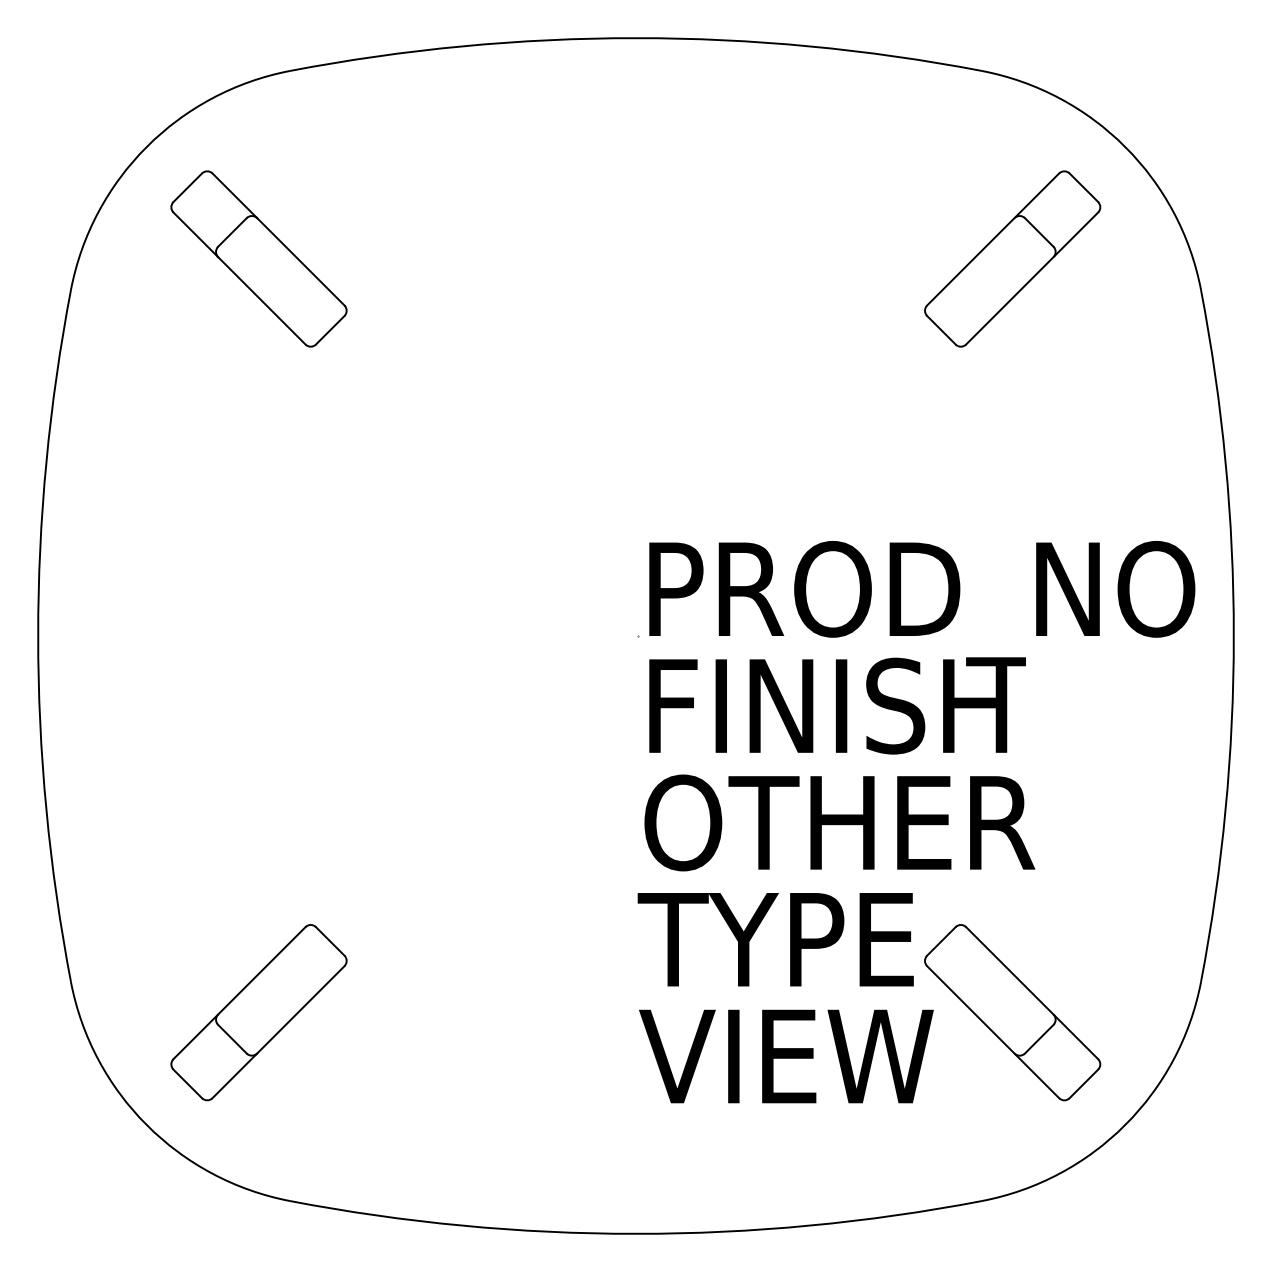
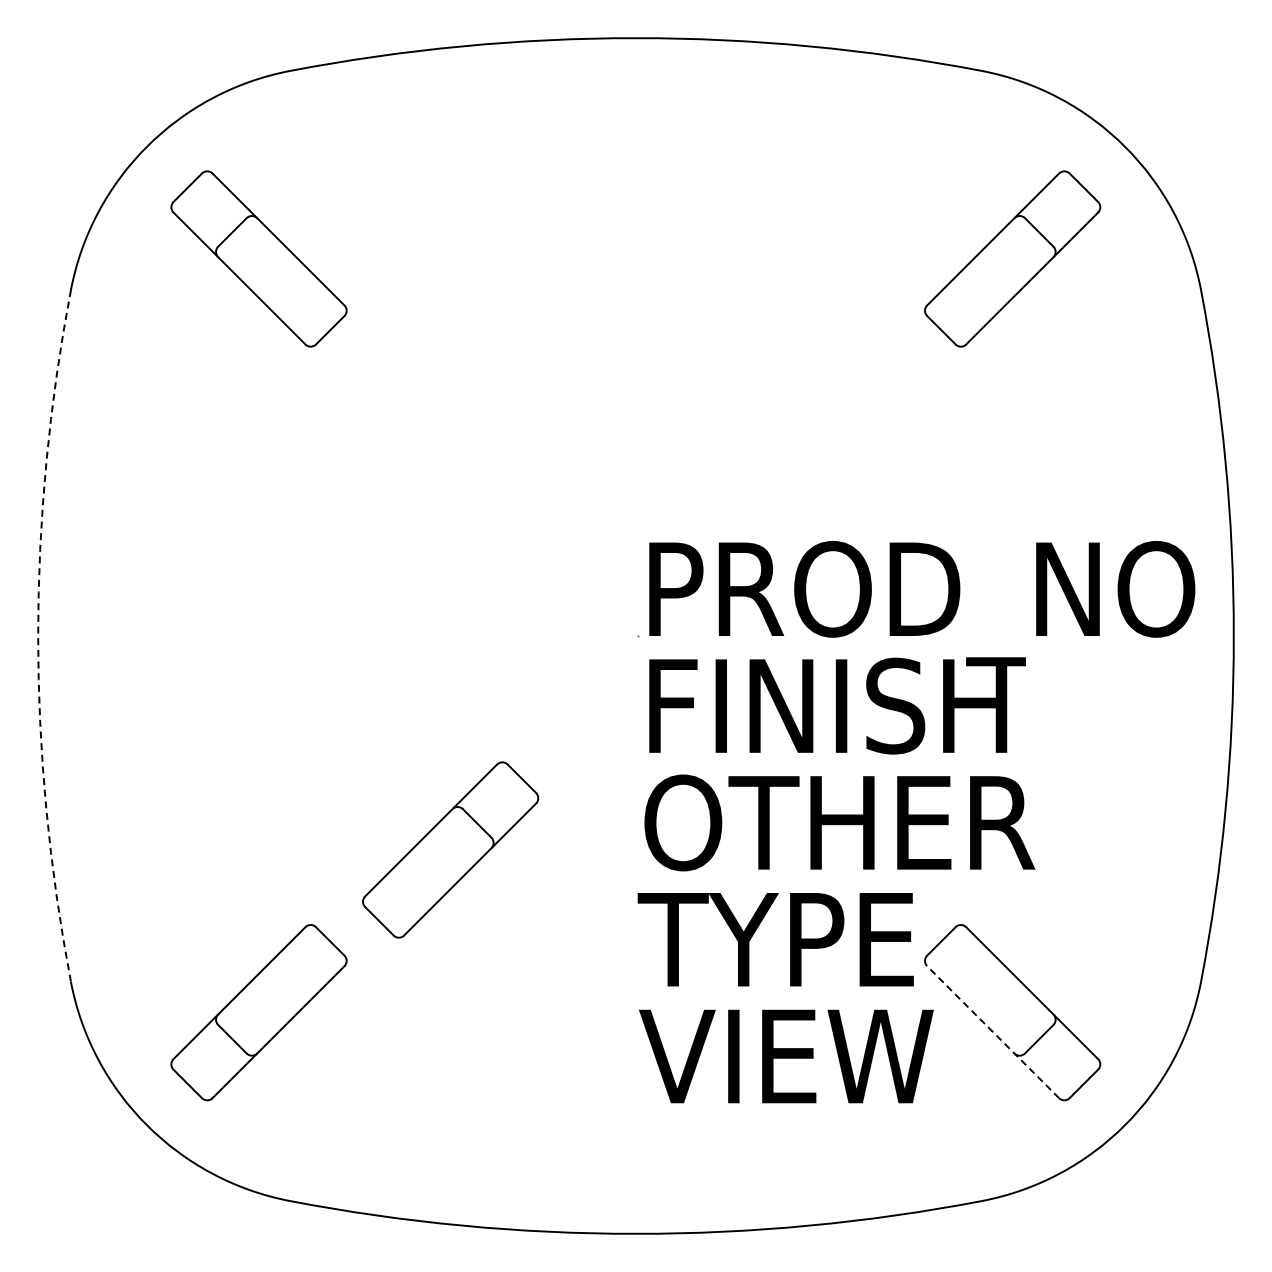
arc: solid -> dashed (38, 635)
part: none -> present (450, 849)
line: solid -> dashed (992, 1031)
